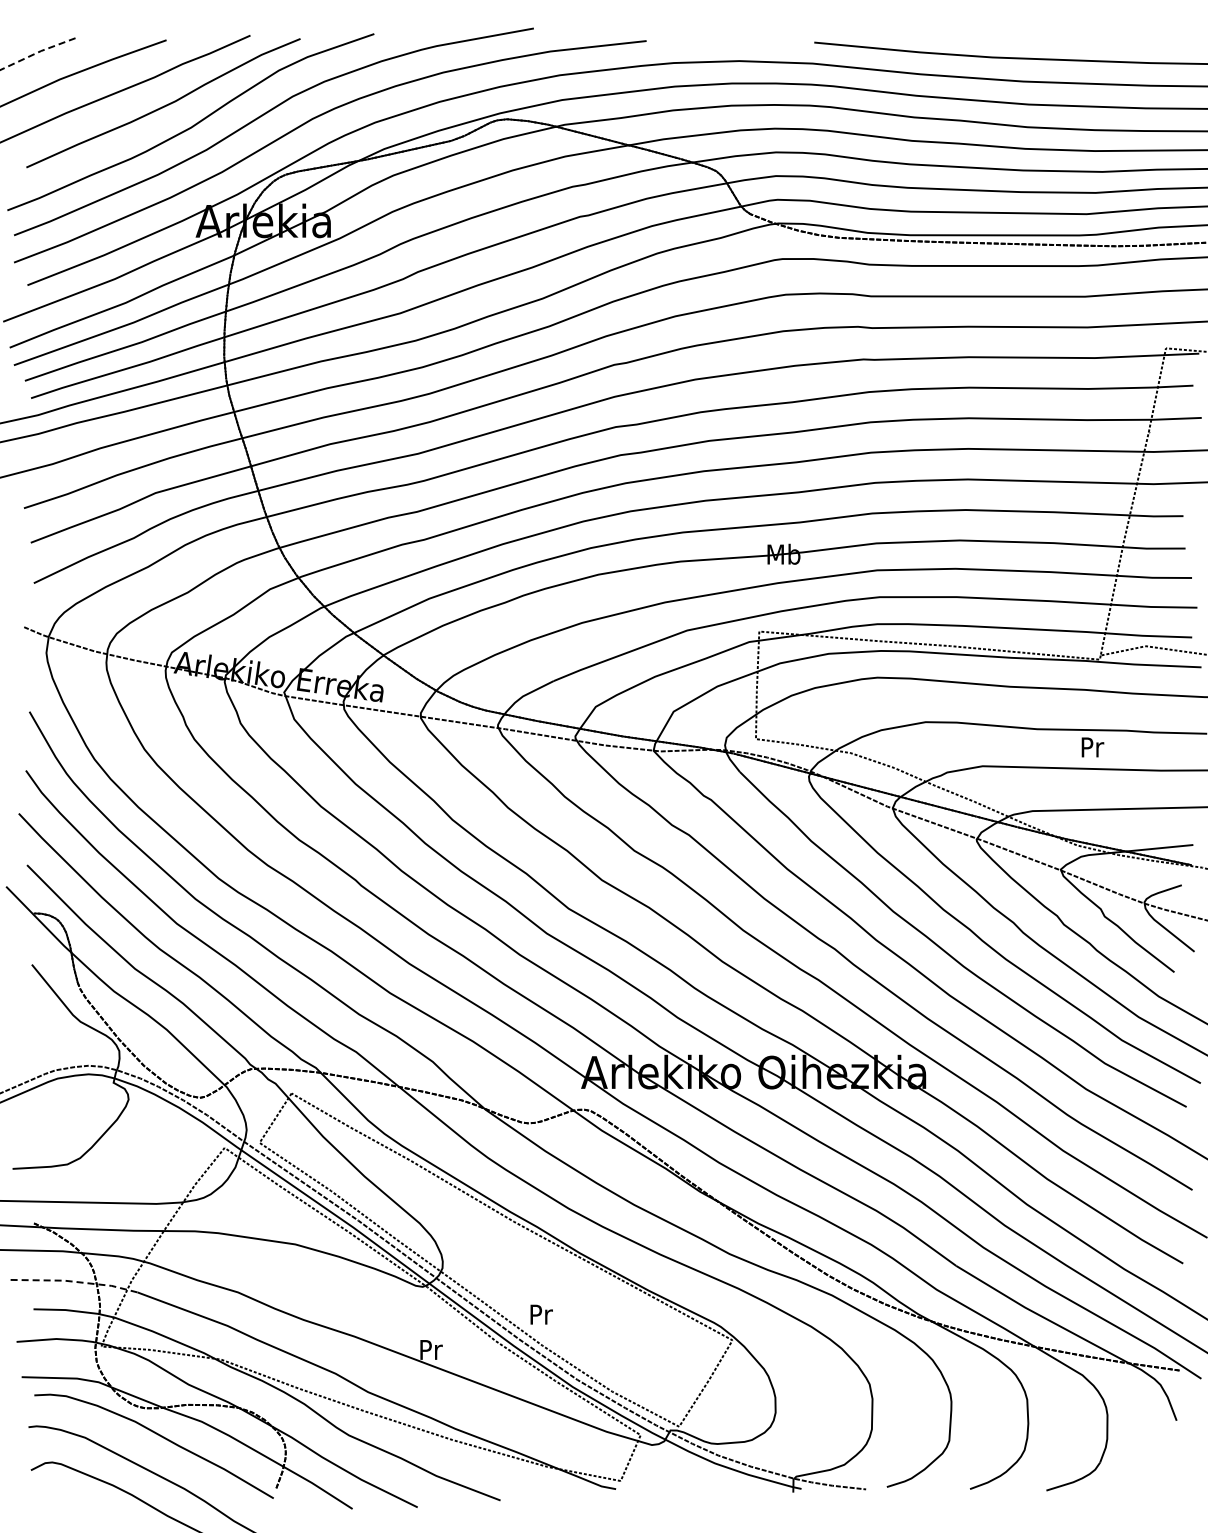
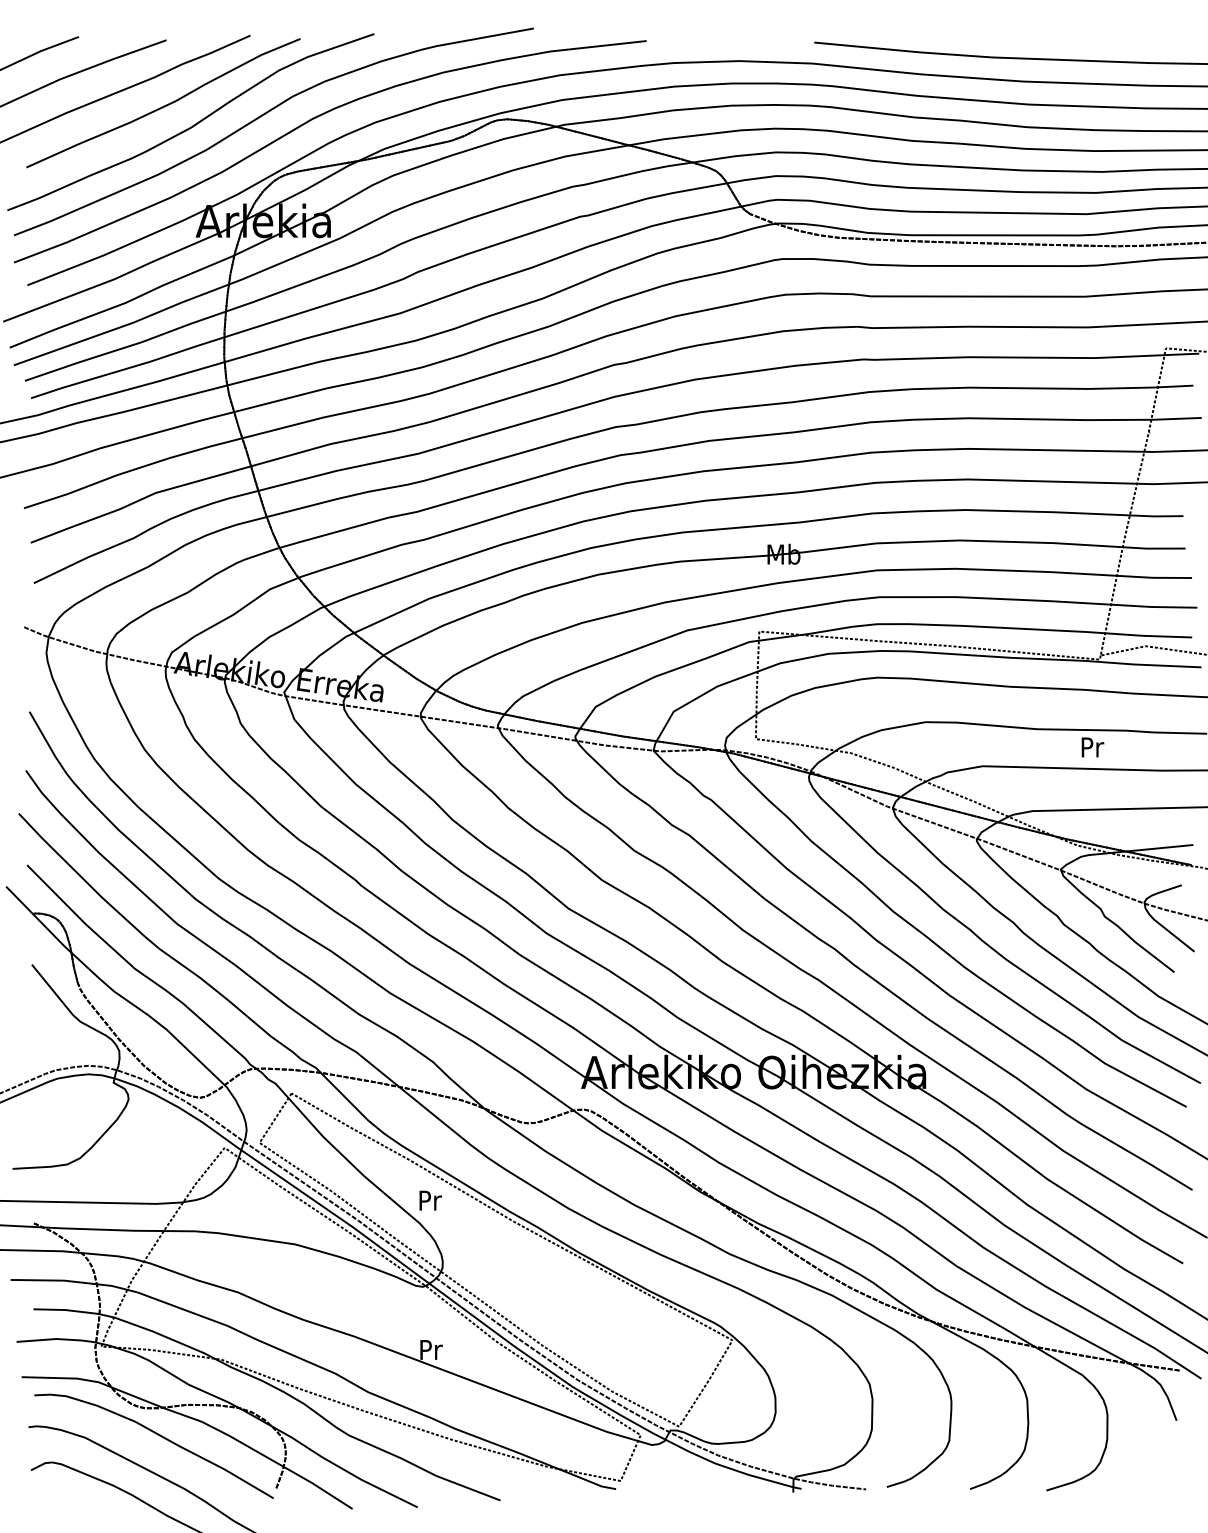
line: dashed -> solid (40, 51)
line: dashed -> solid (75, 1281)
text position: (541, 1314) -> (430, 1200) (430, 1200)
